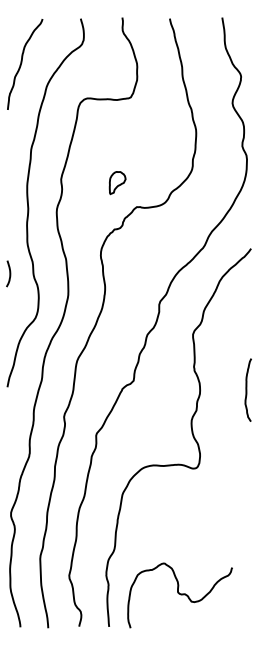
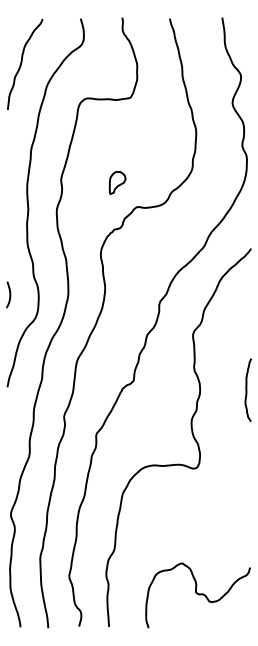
curve position: (9, 273) -> (9, 294) (9, 294)
curve position: (179, 594) -> (197, 594) (197, 594)
